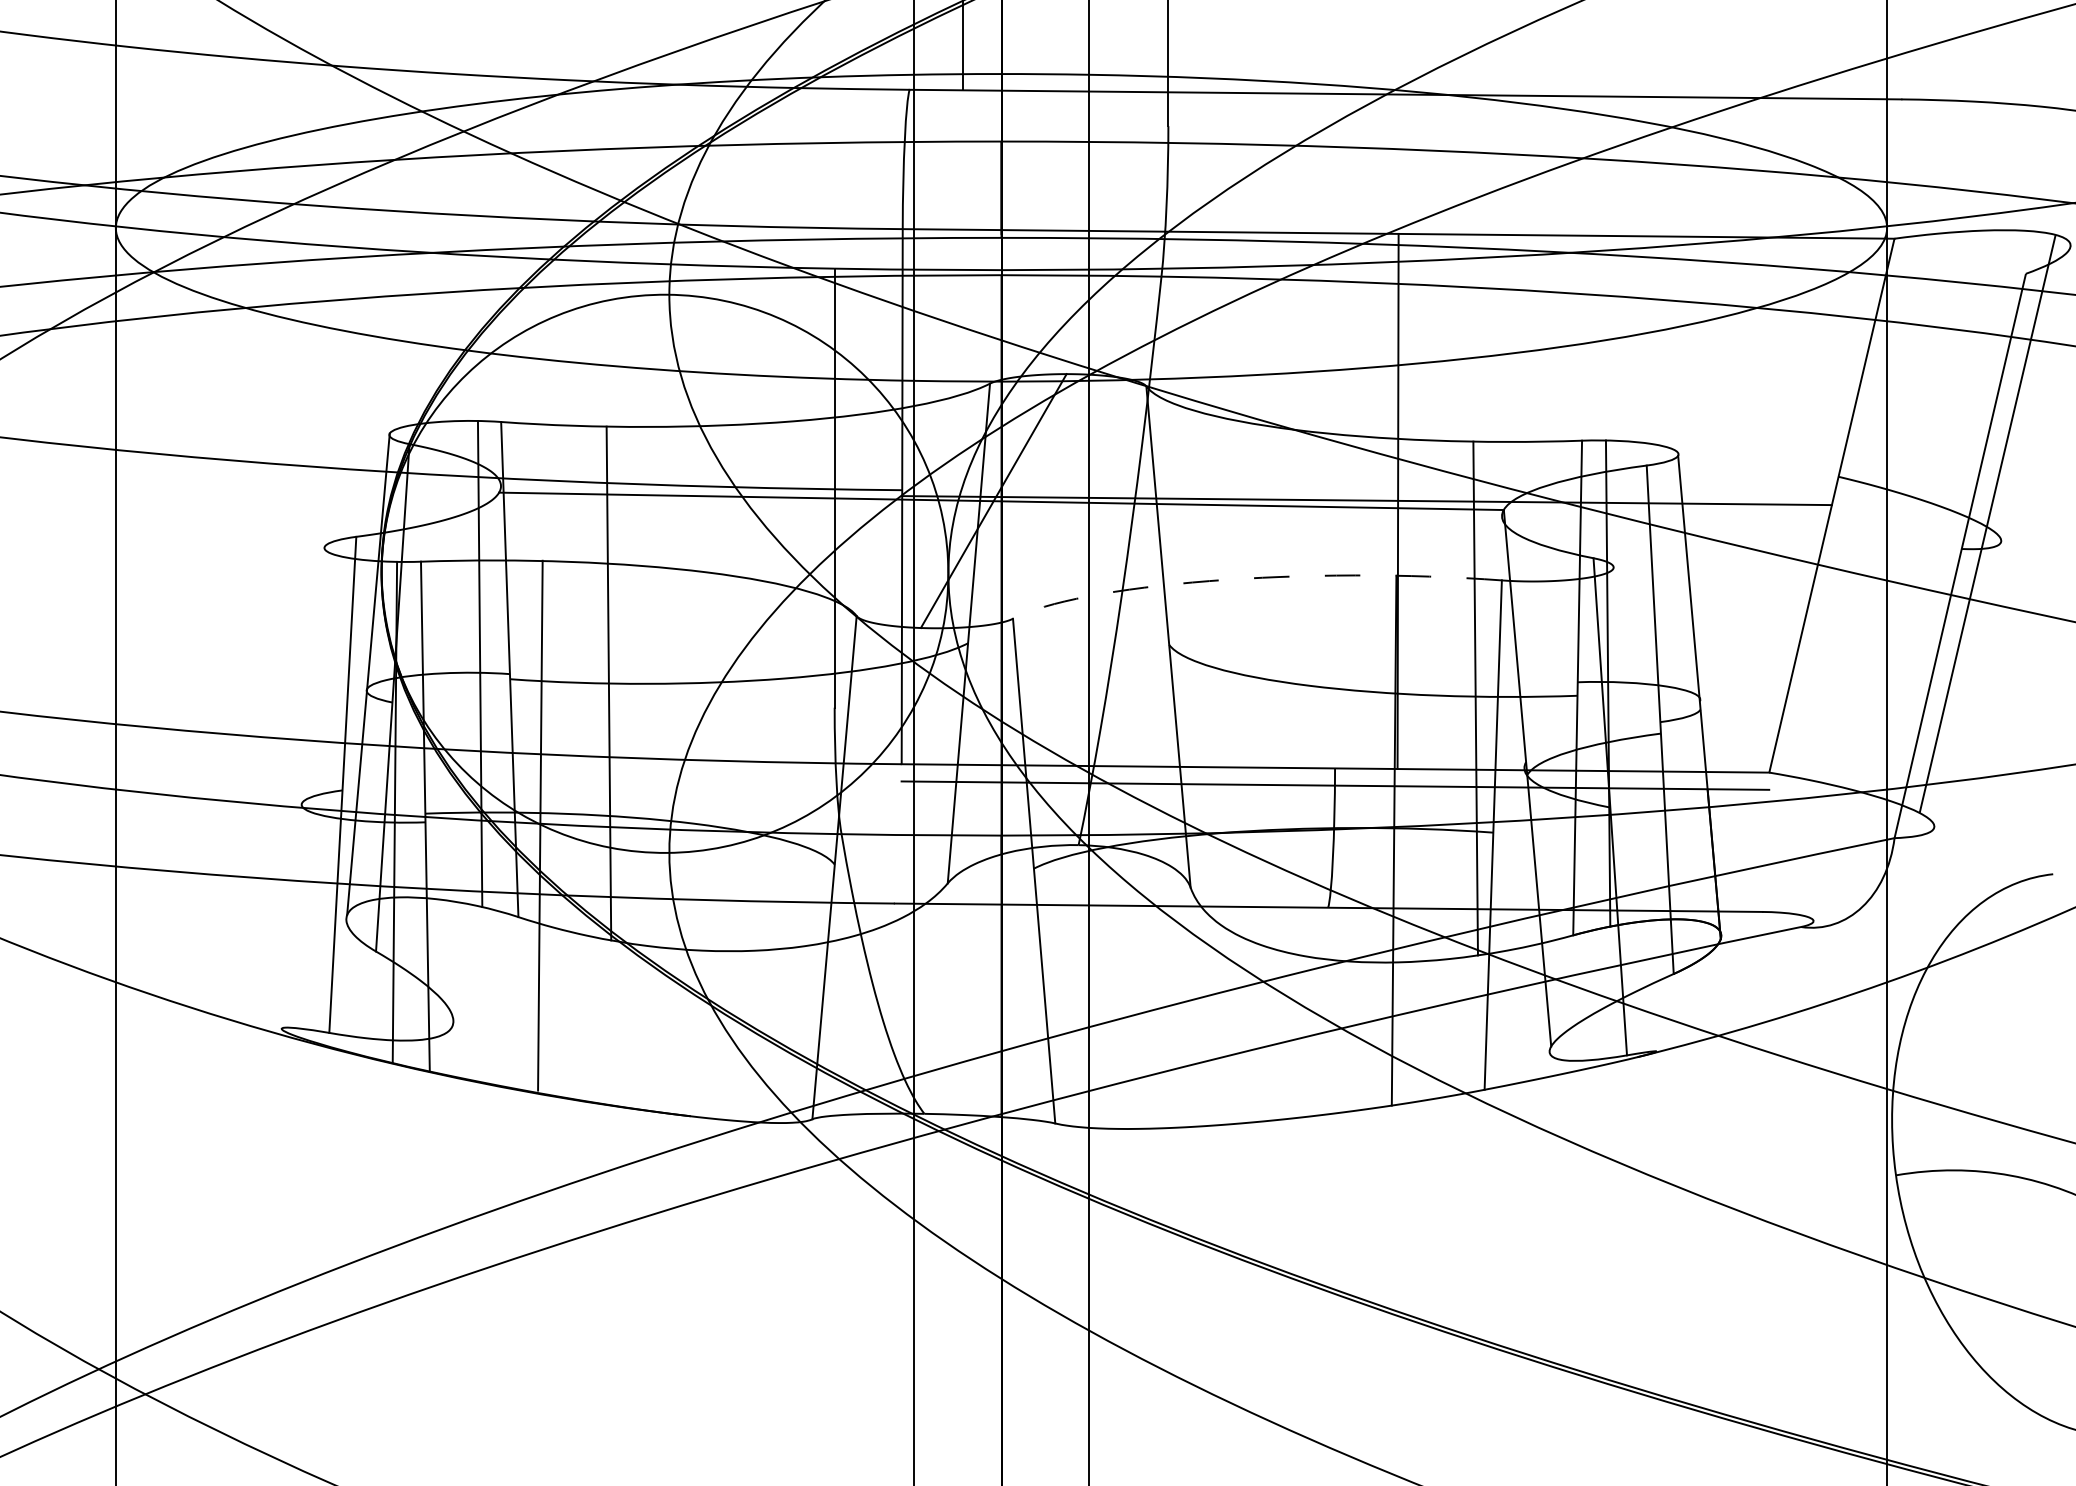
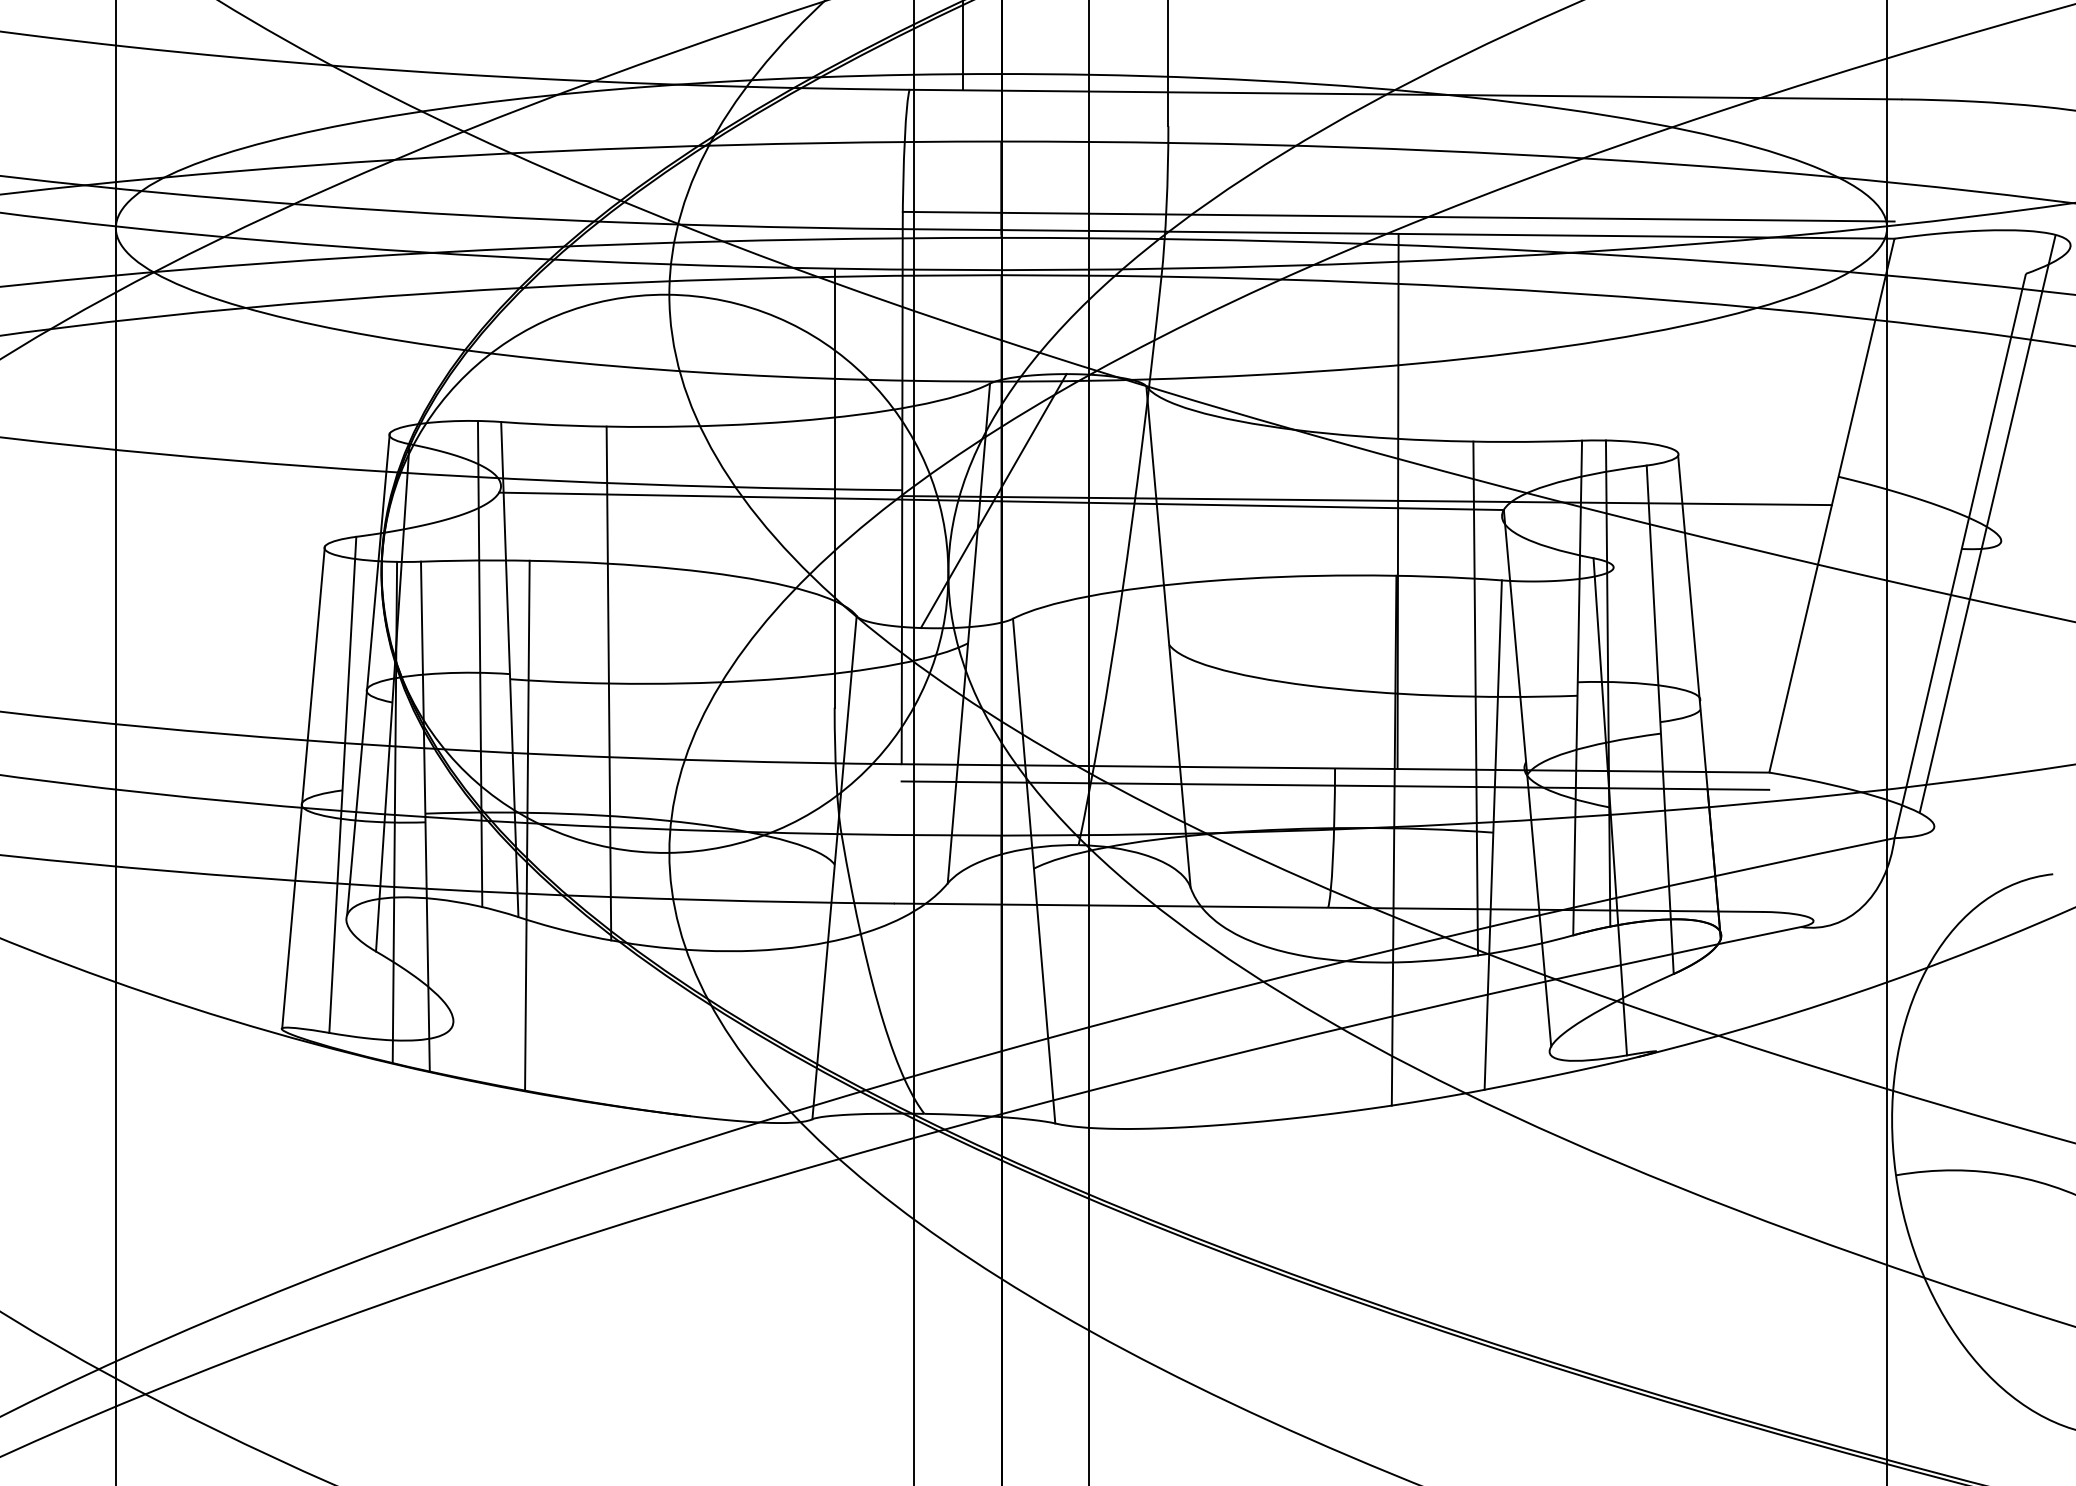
line: none -> present (1398, 216)
arc: dashed -> solid (1246, 578)
line: none -> present (303, 787)
line position: (540, 825) -> (527, 825) (527, 825)
